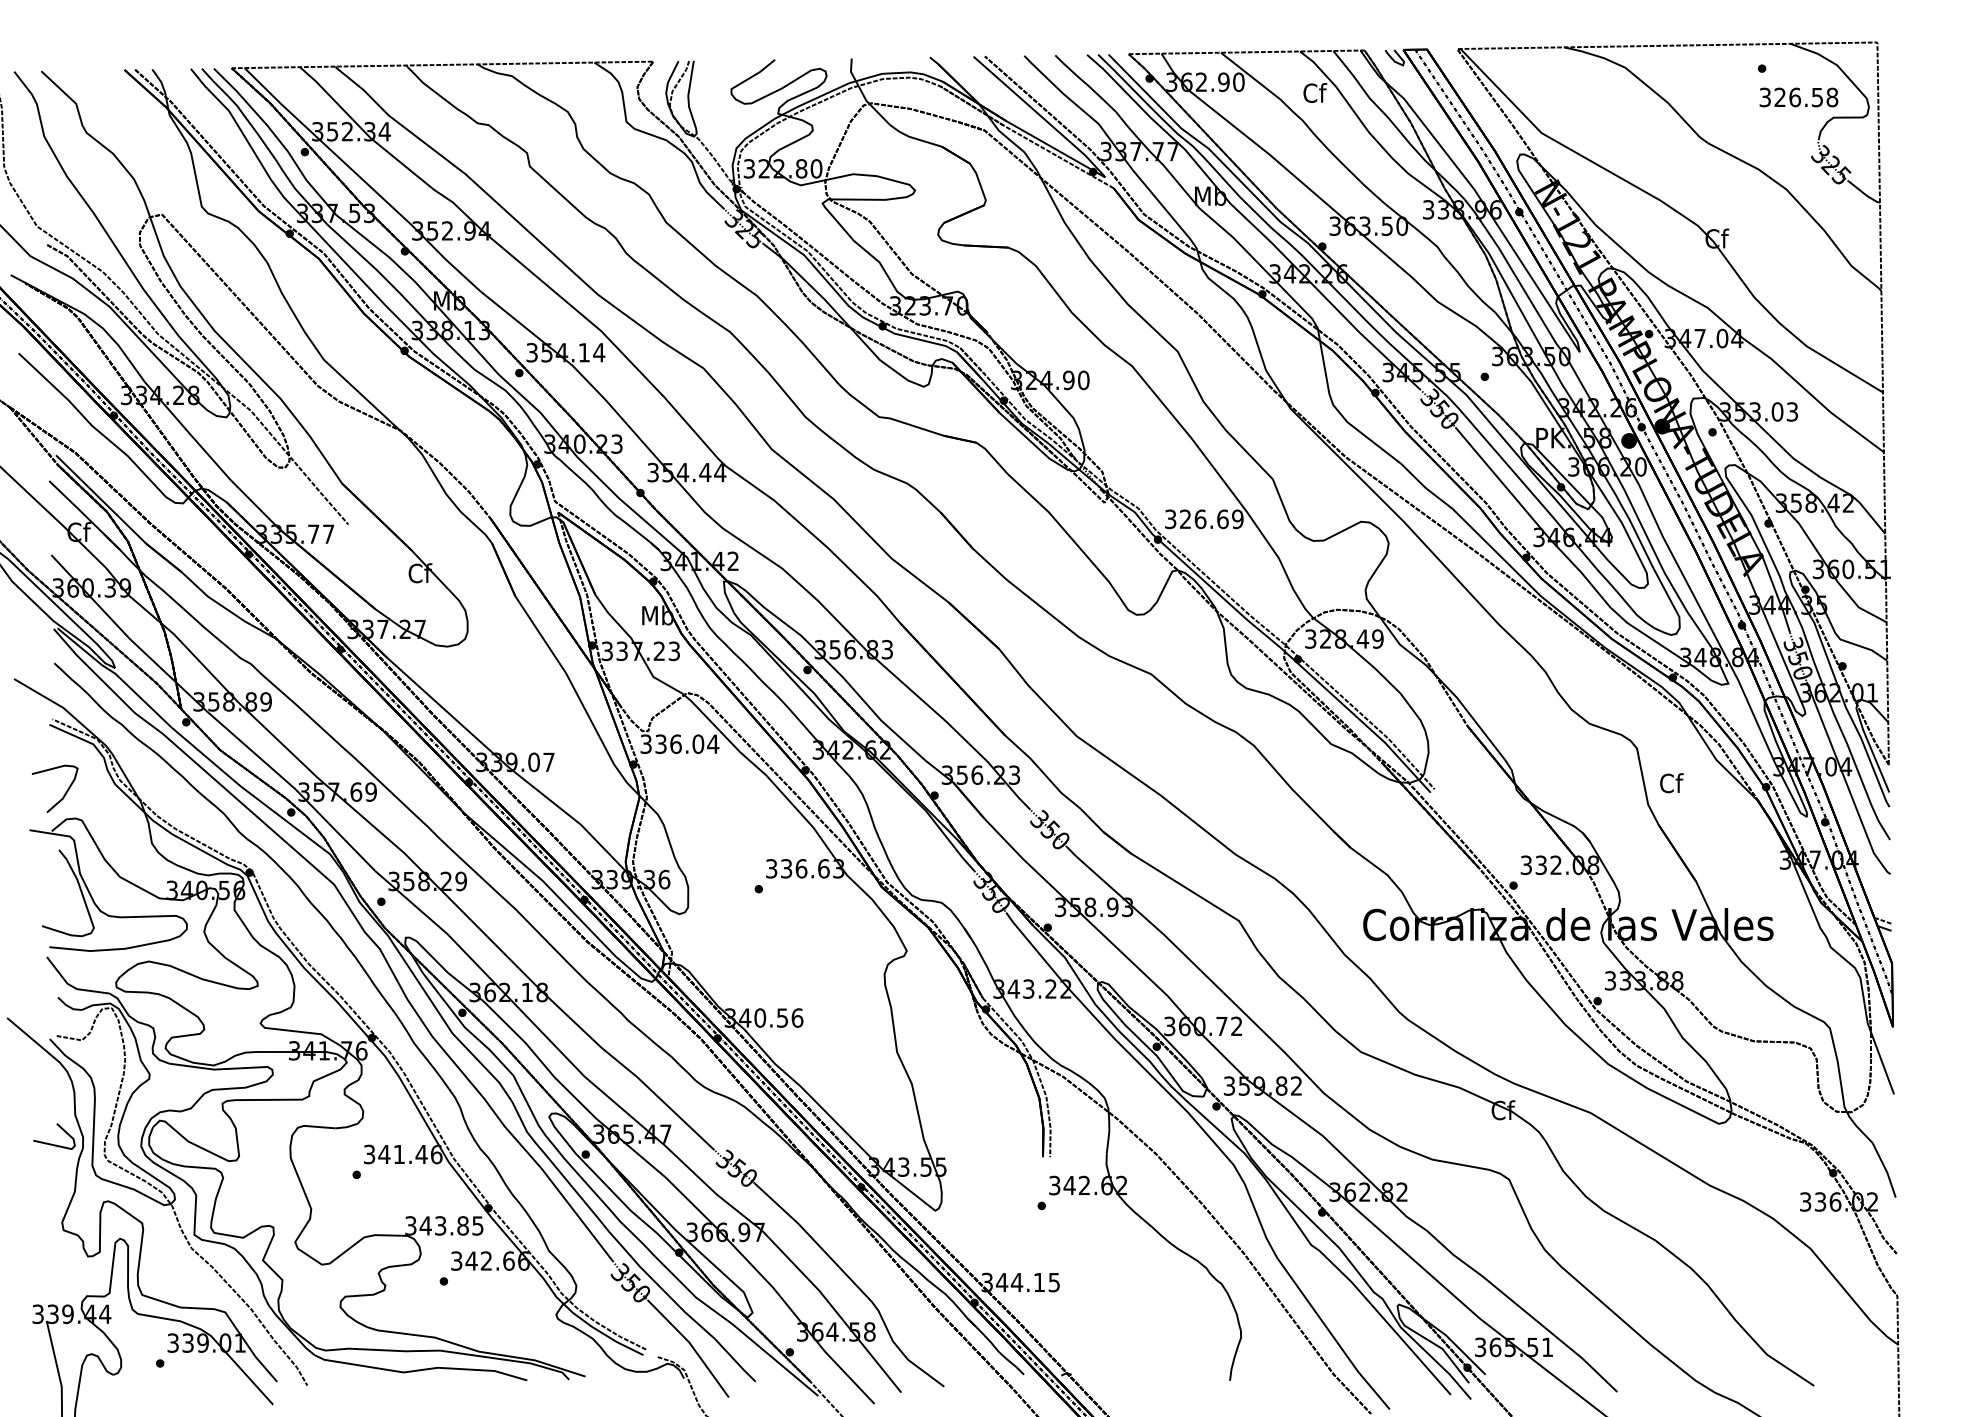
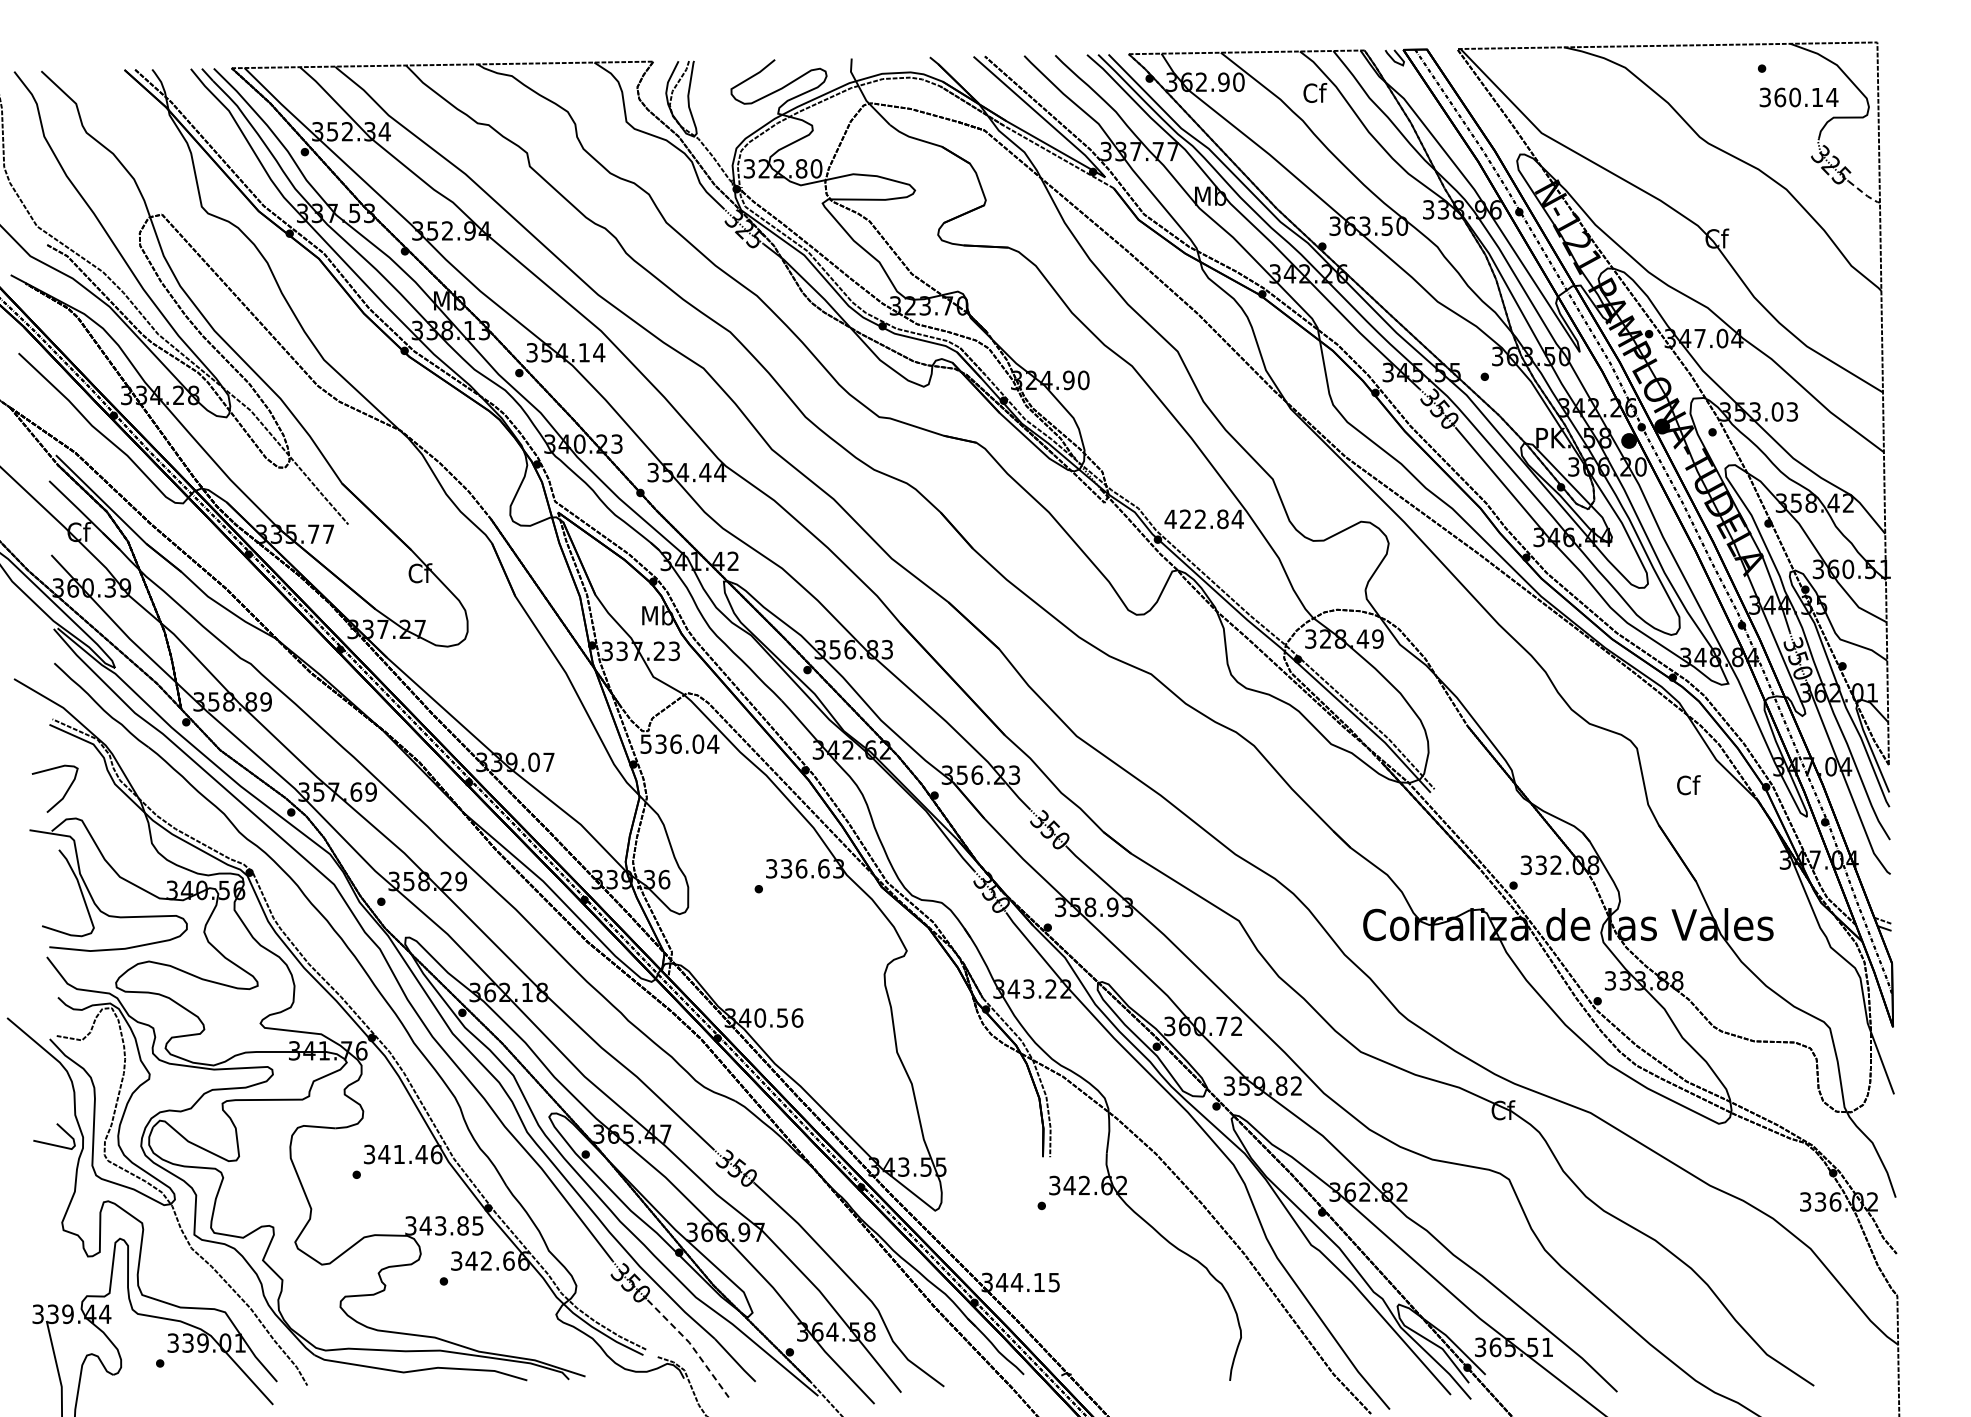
text: 326.58 -> 360.14 (1806, 97)
line: solid -> dashed (1864, 193)
text: 326.69 -> 422.84 (1203, 519)
text: 336.04 -> 536.04 (646, 743)
text position: (1671, 783) -> (1688, 785) (1688, 785)
line: solid -> dashed (691, 1345)
